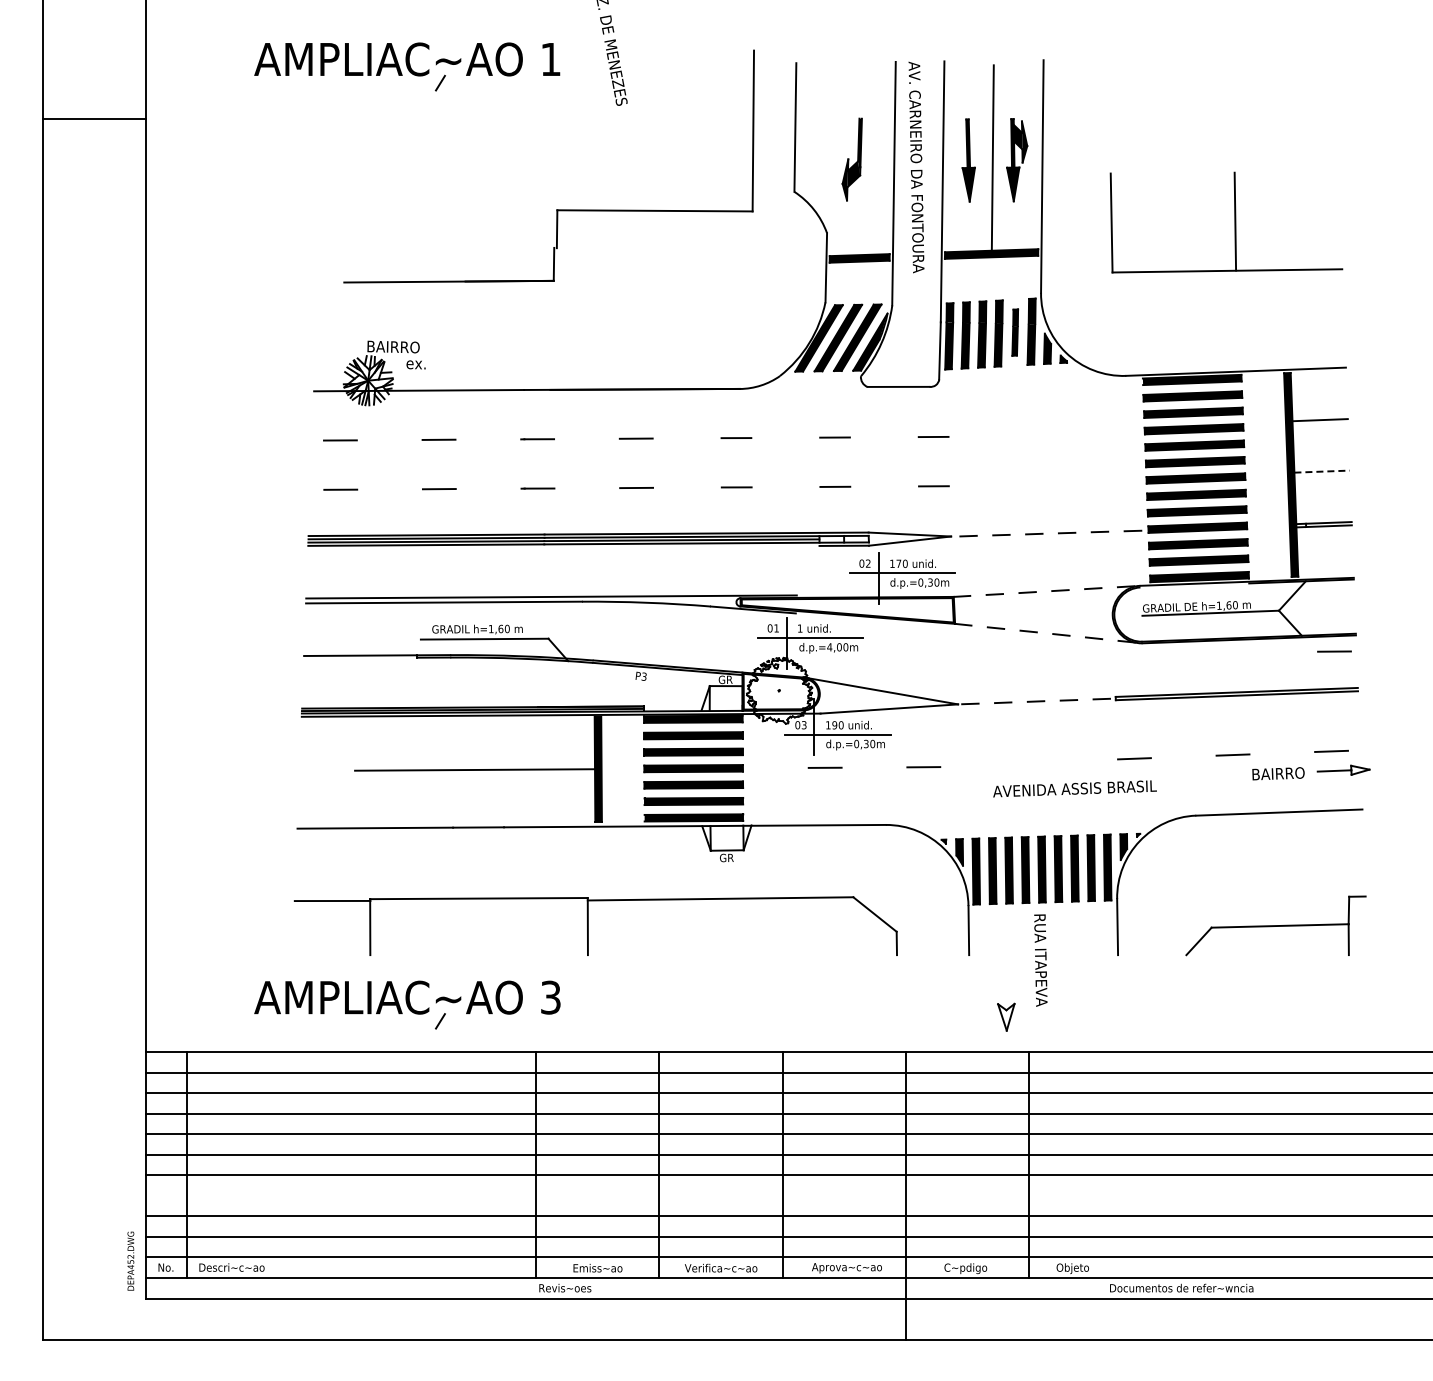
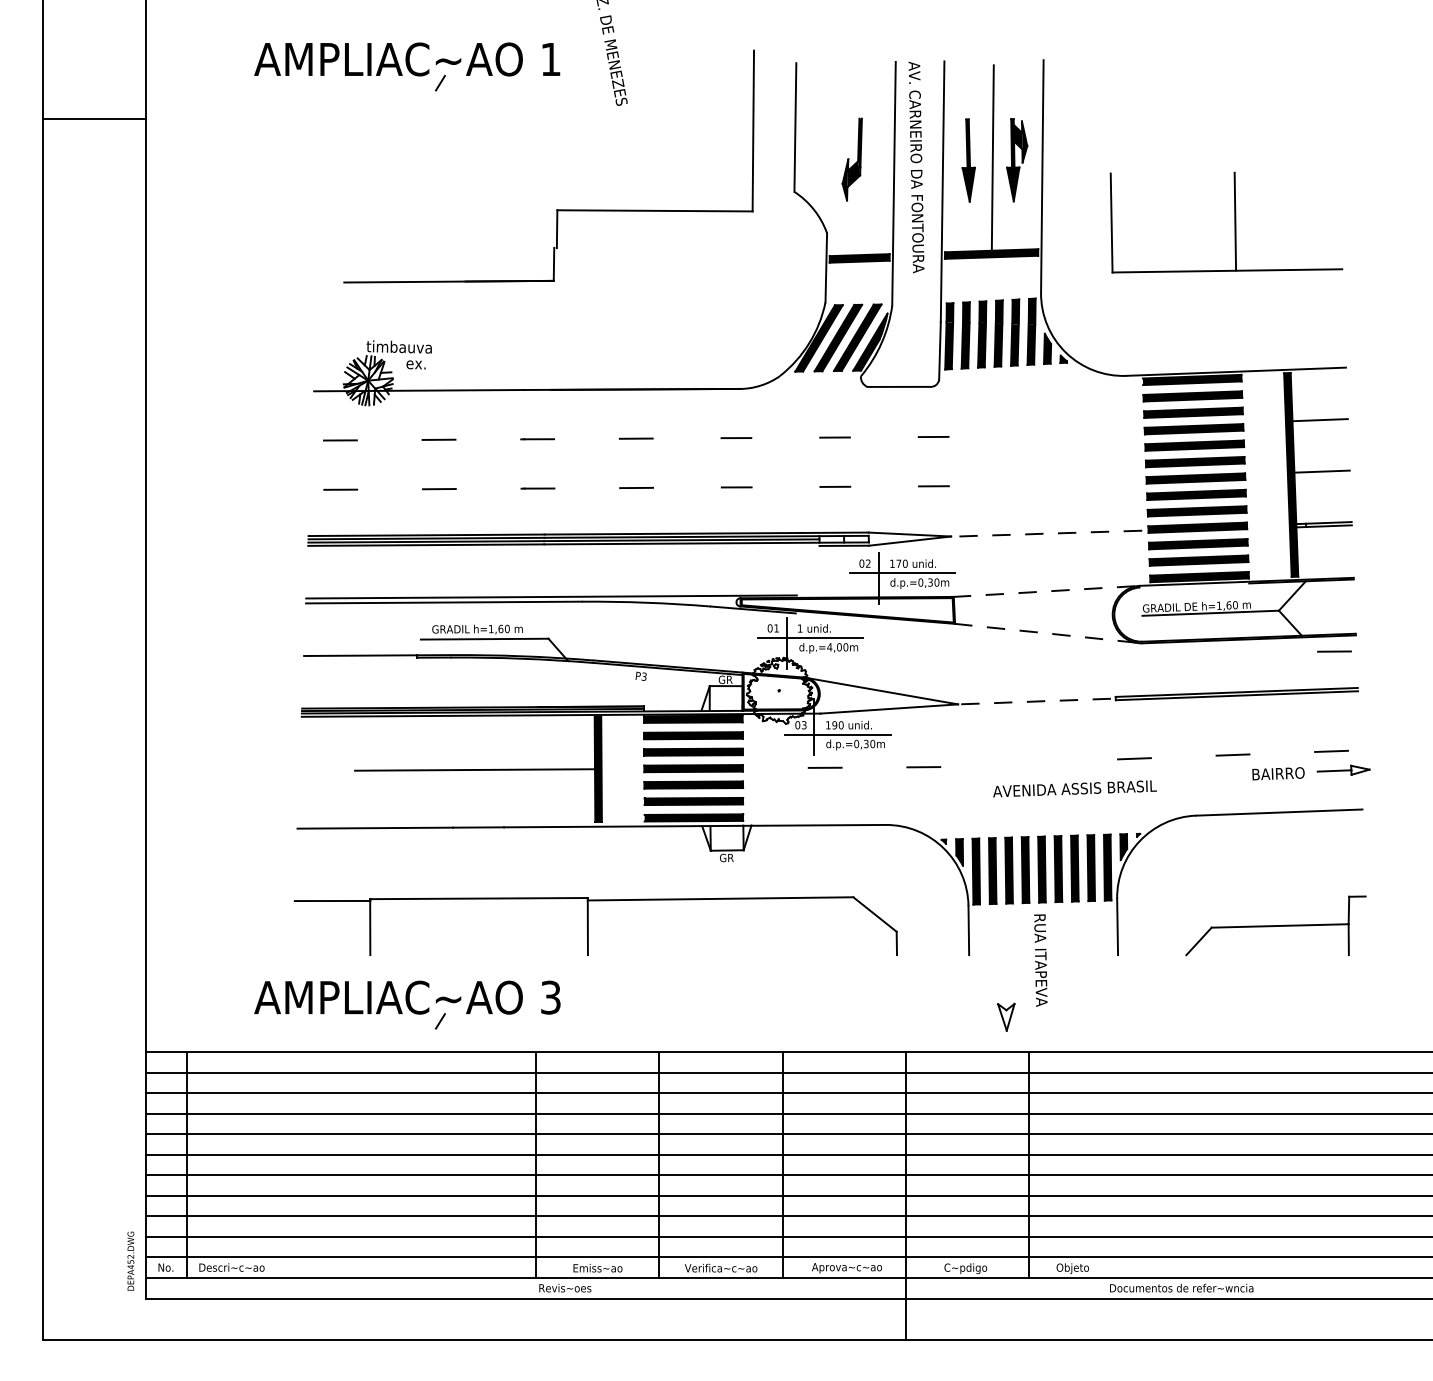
part size: 8x49 px -> 11x69 px (1015, 332)
text: BAIRRO -> timbauva (398, 346)
line: dashed -> solid (1322, 471)
line: none -> present (787, 1195)
